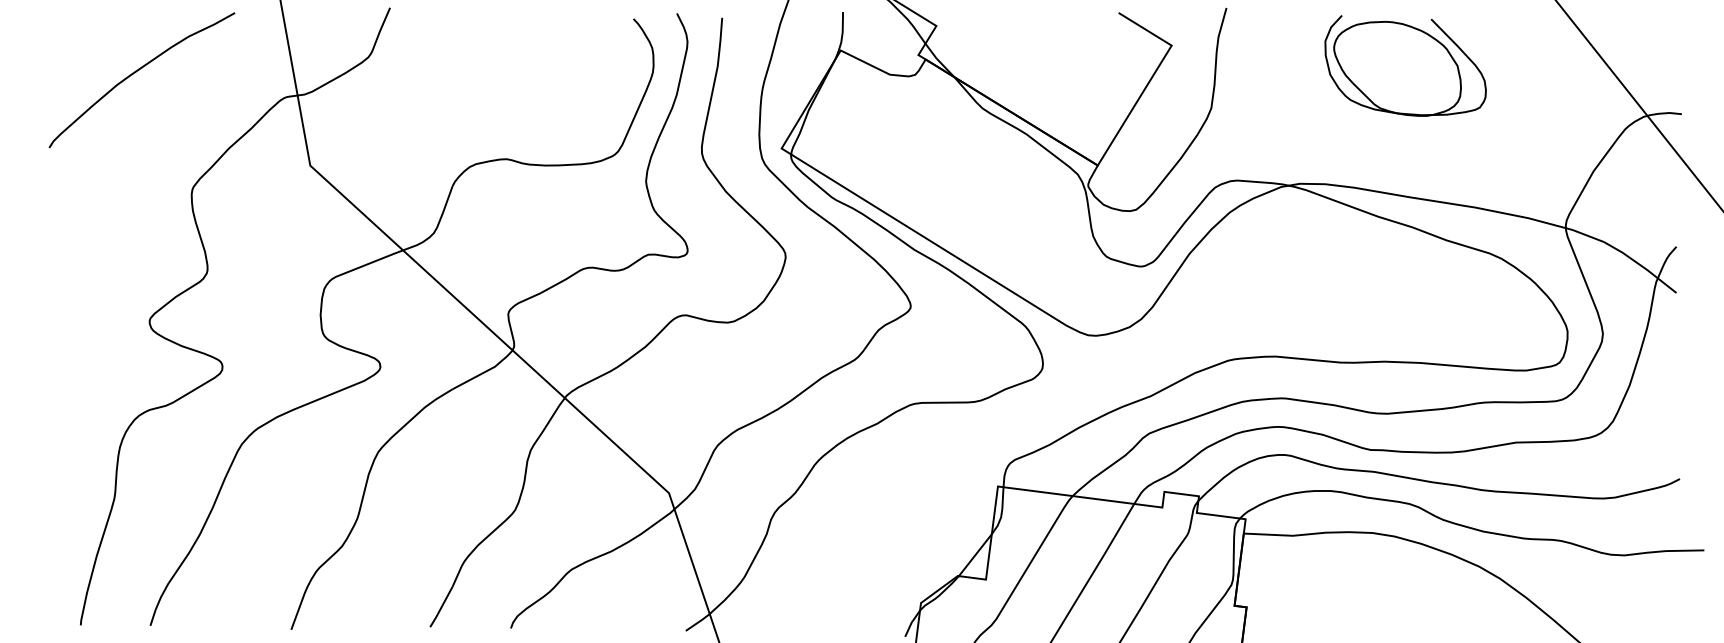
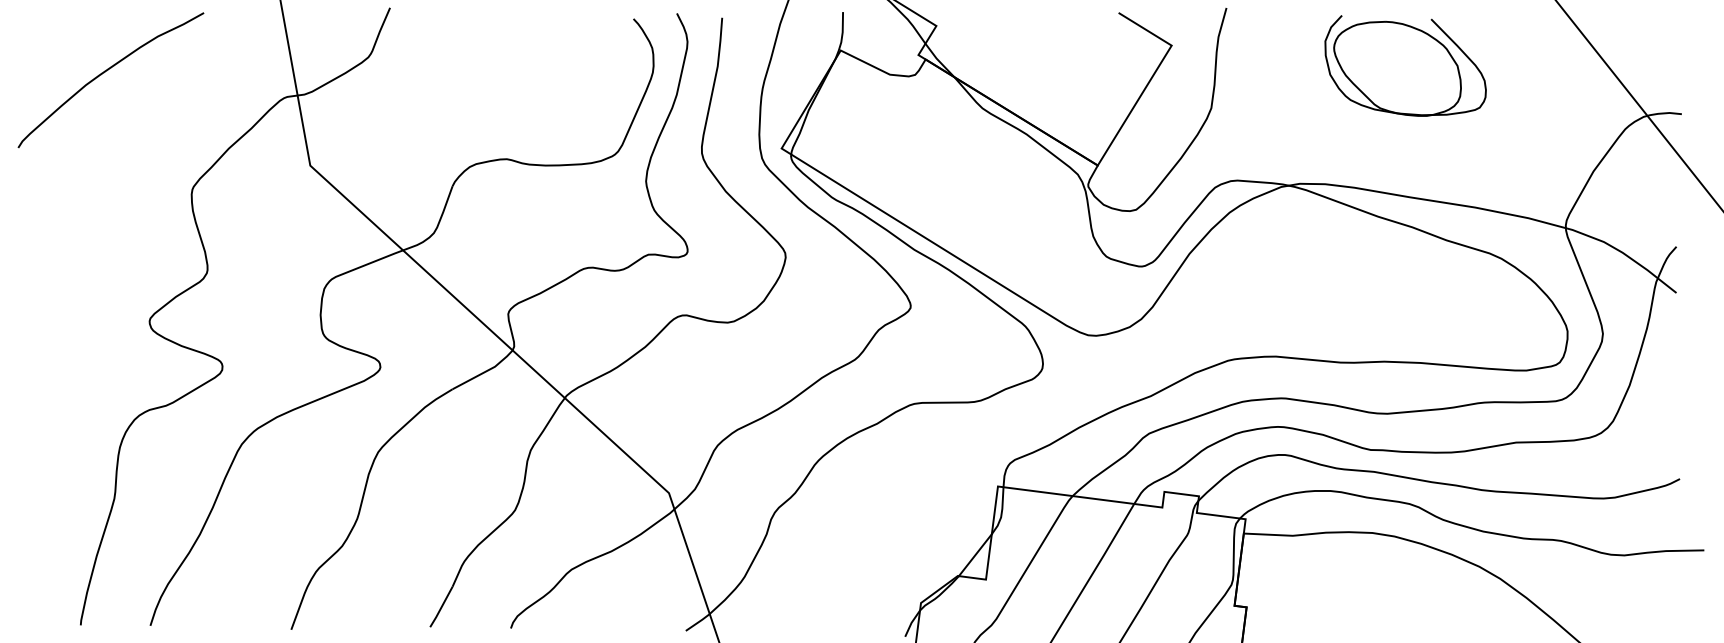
curve position: (135, 73) -> (104, 73) (104, 73)
